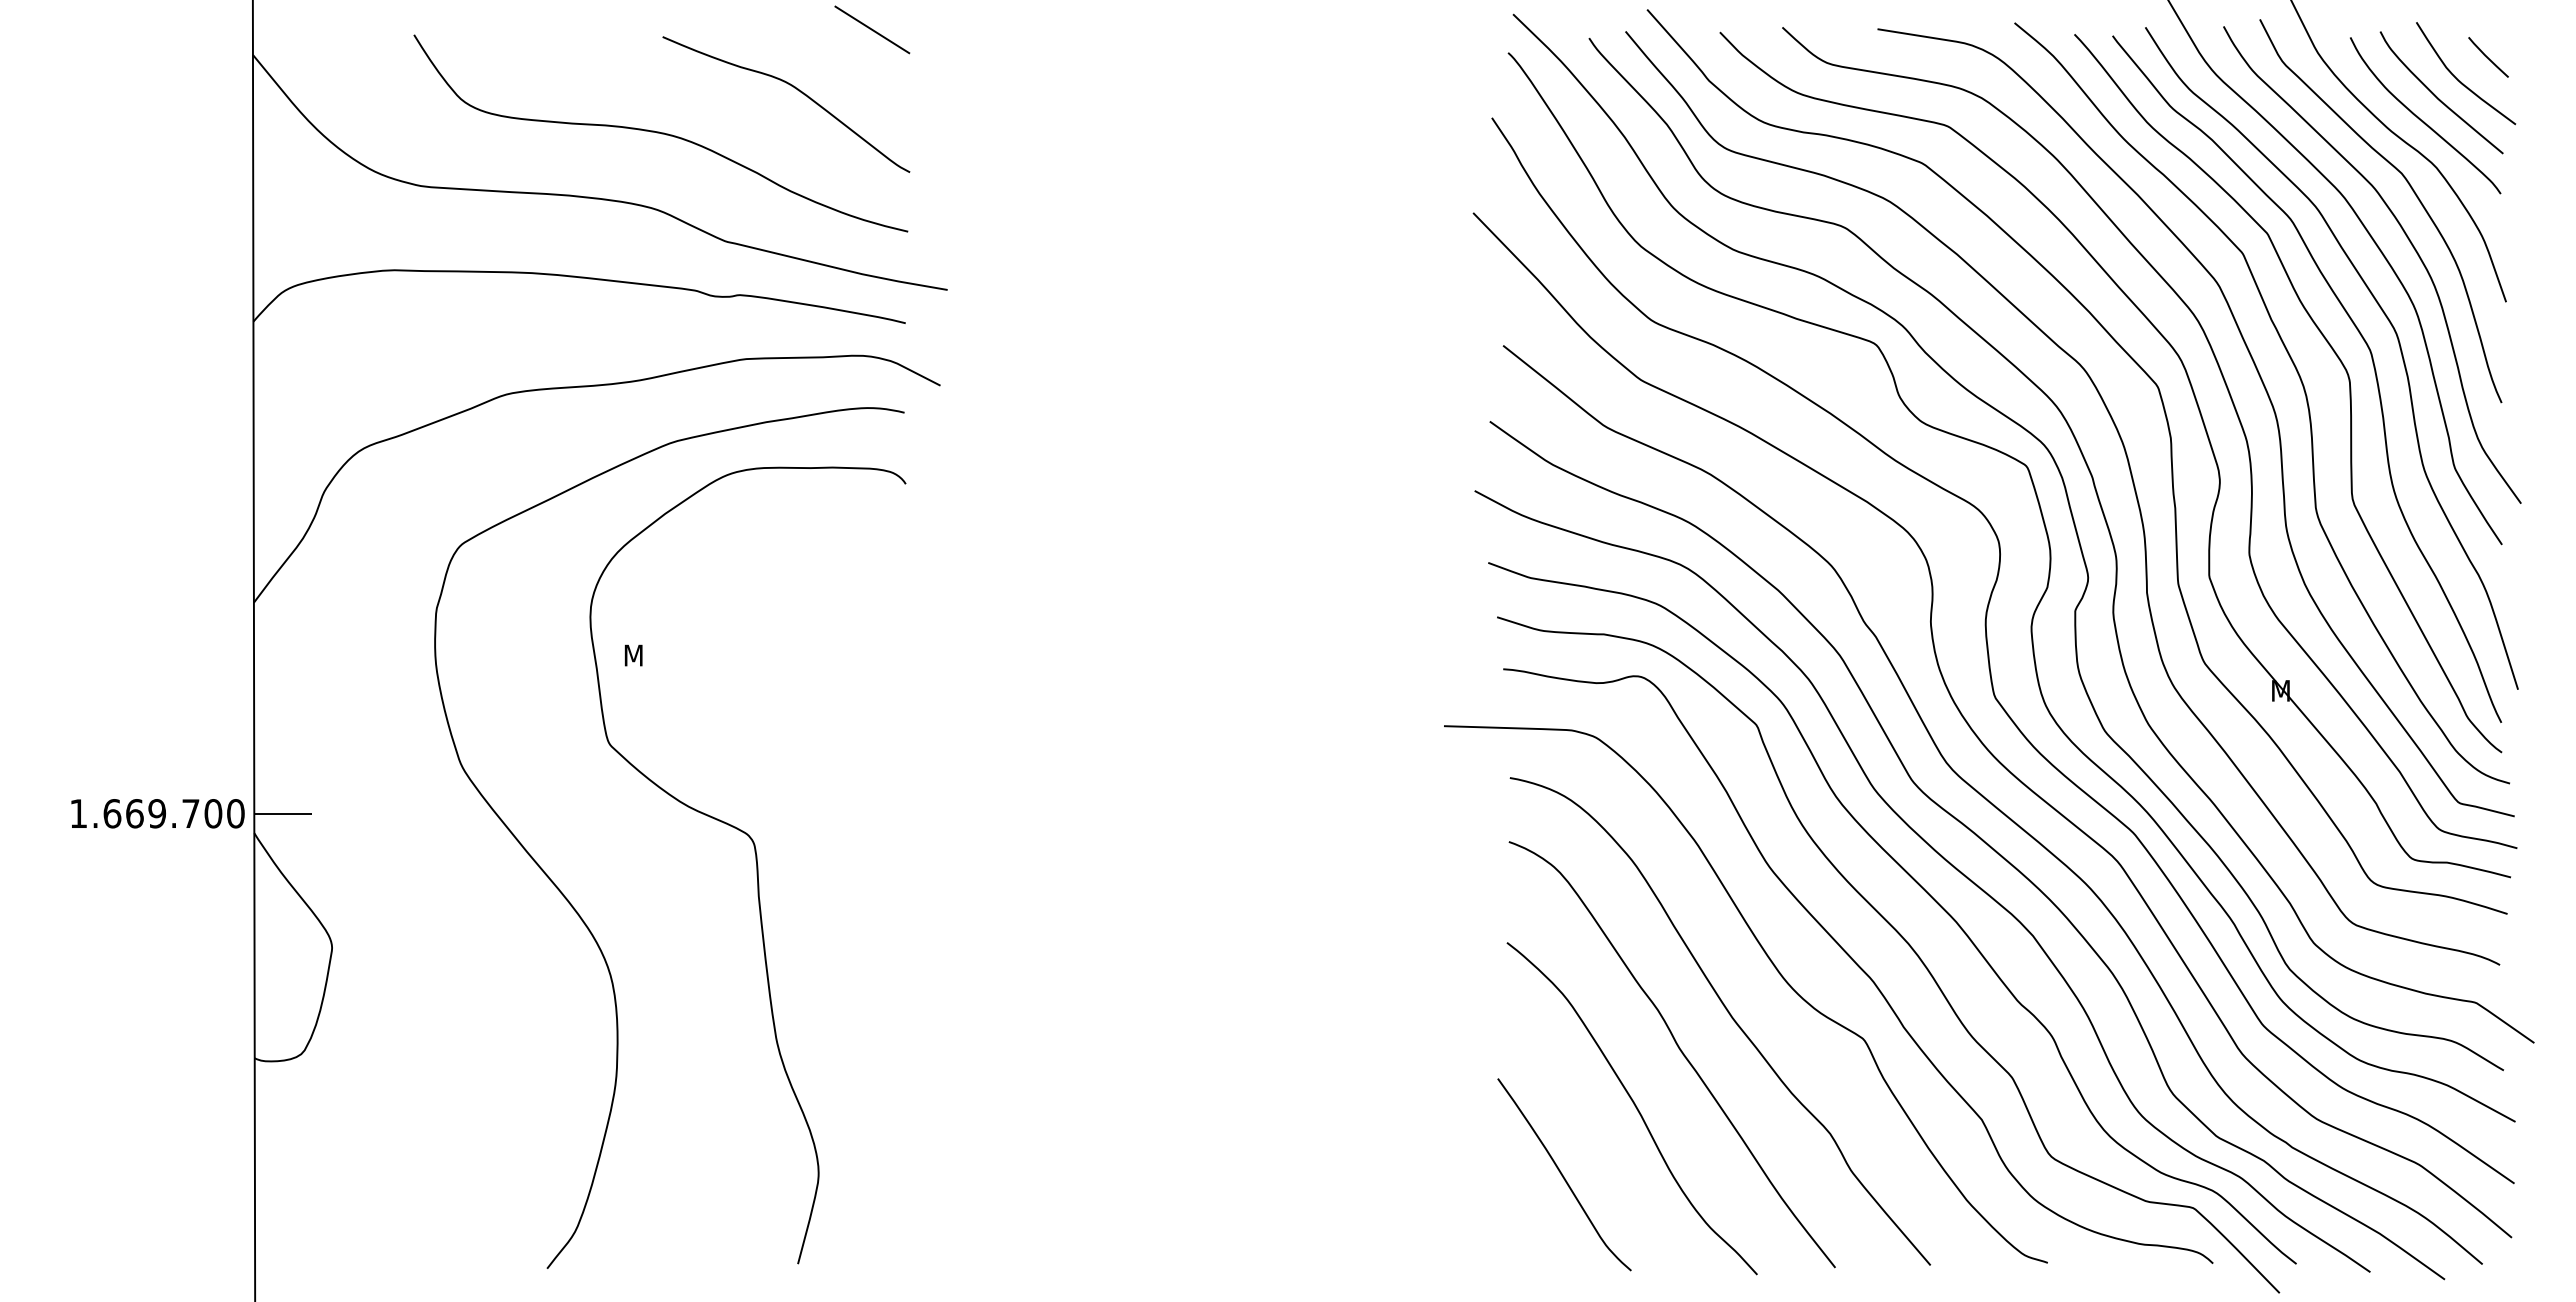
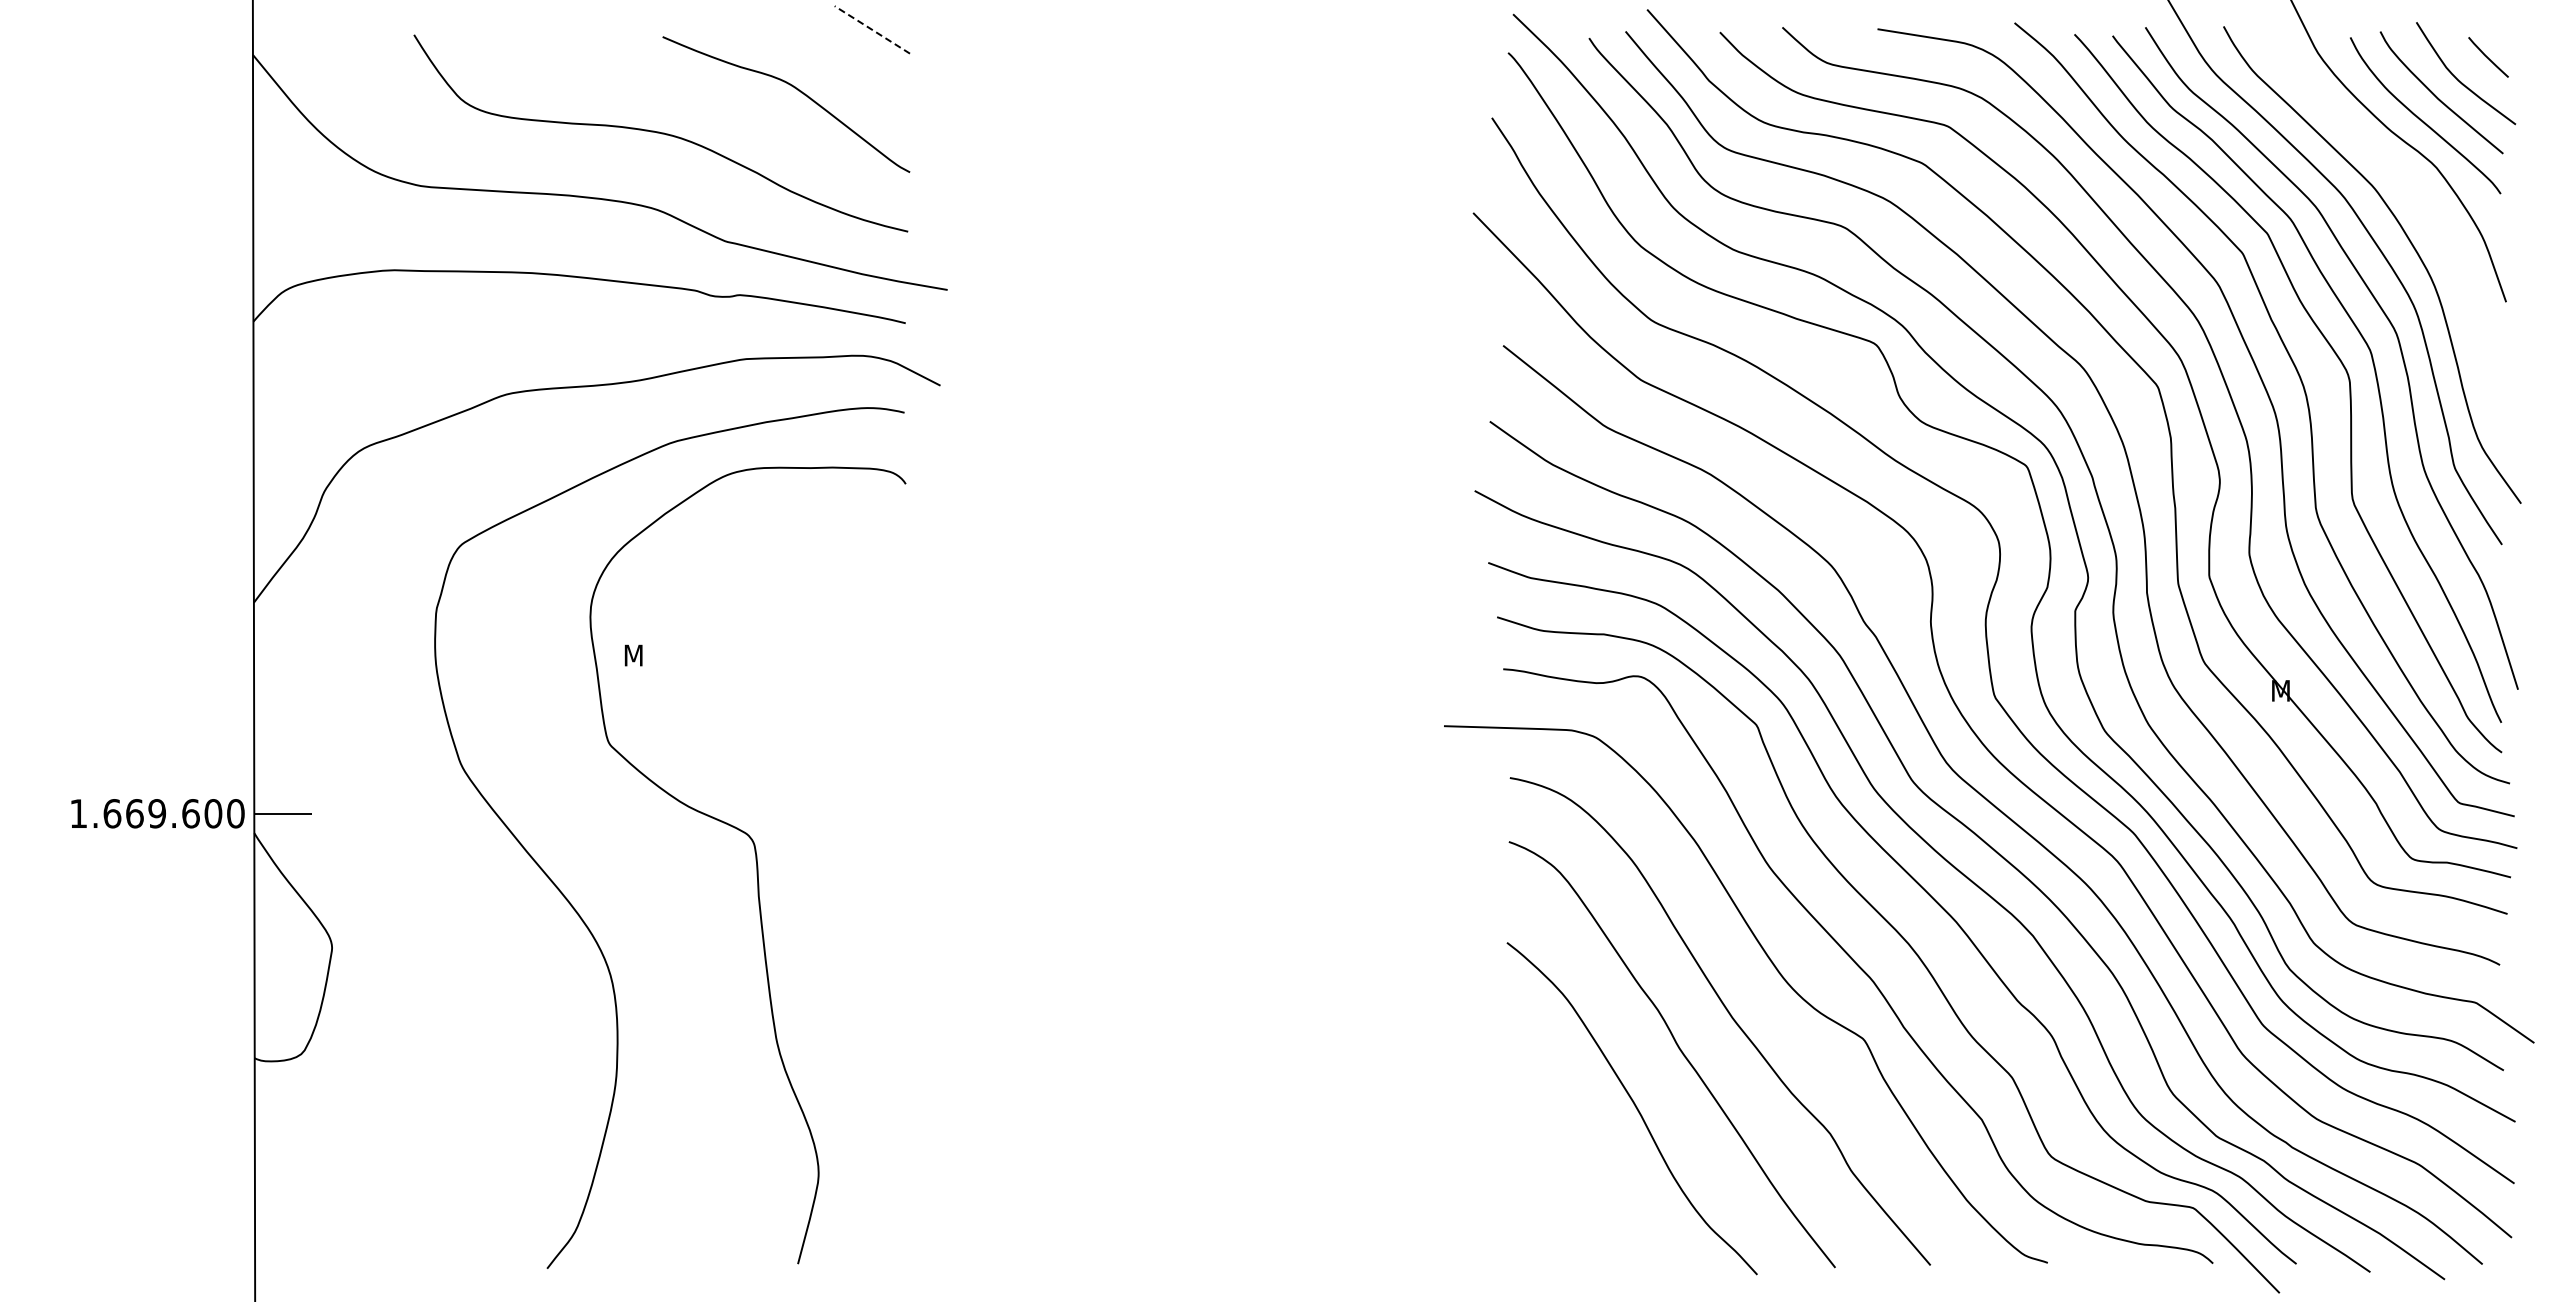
line: solid -> dashed (872, 29)
curve: present -> none (2412, 191)
text: 1.669.700 -> 1.669.600 (190, 813)
curve: present -> none (1563, 1175)
